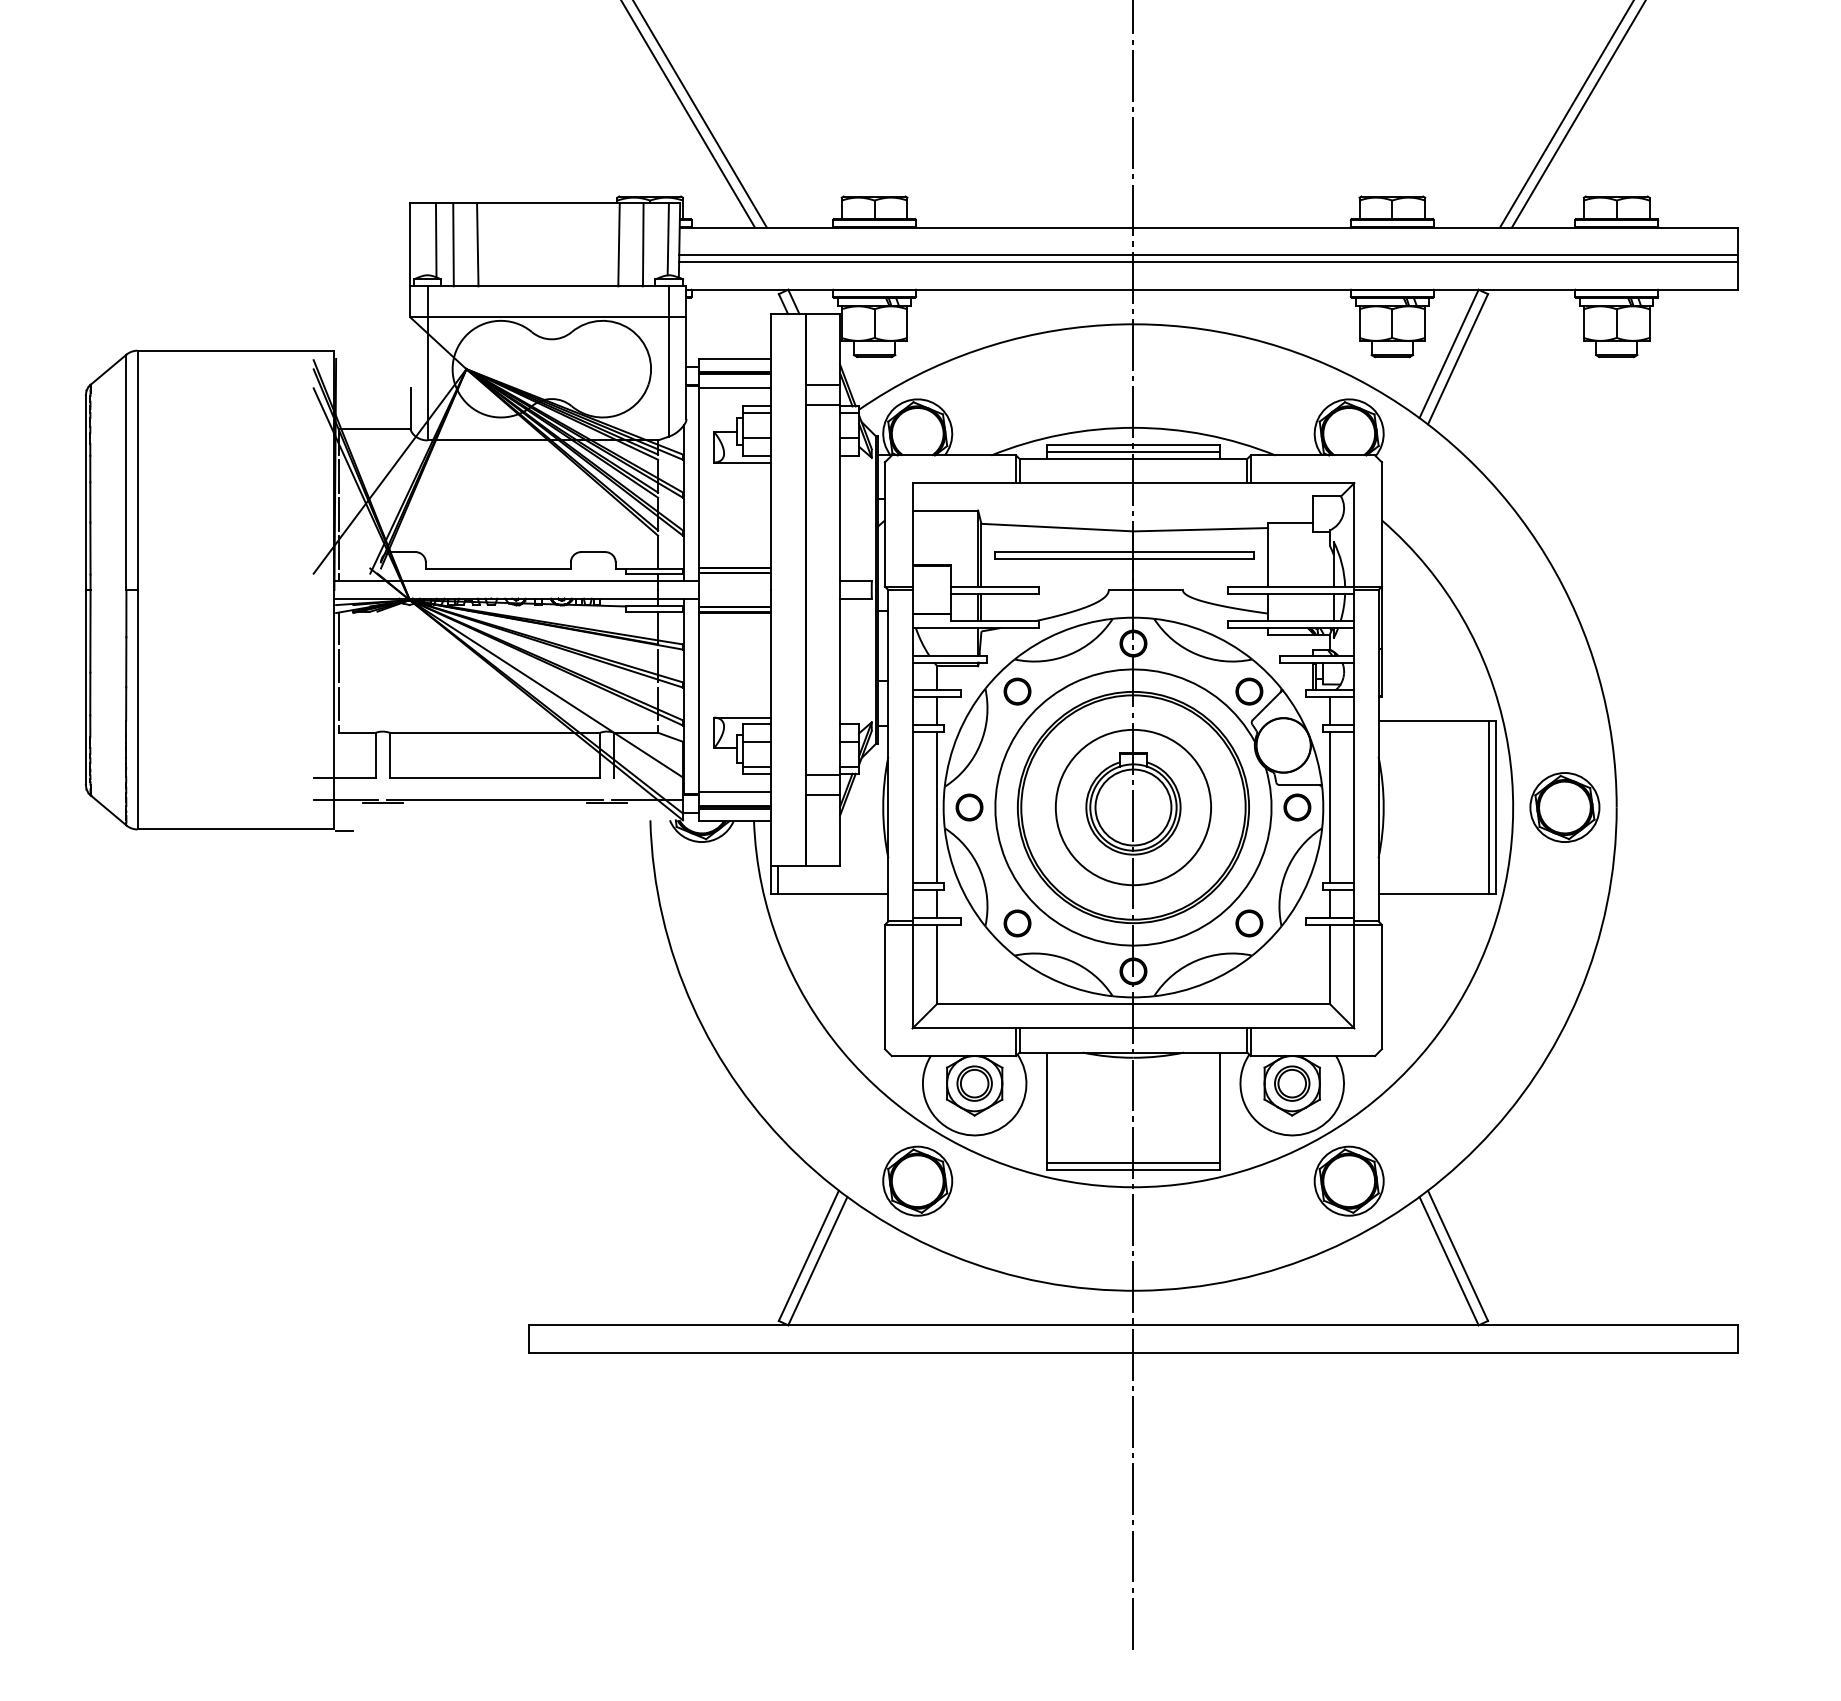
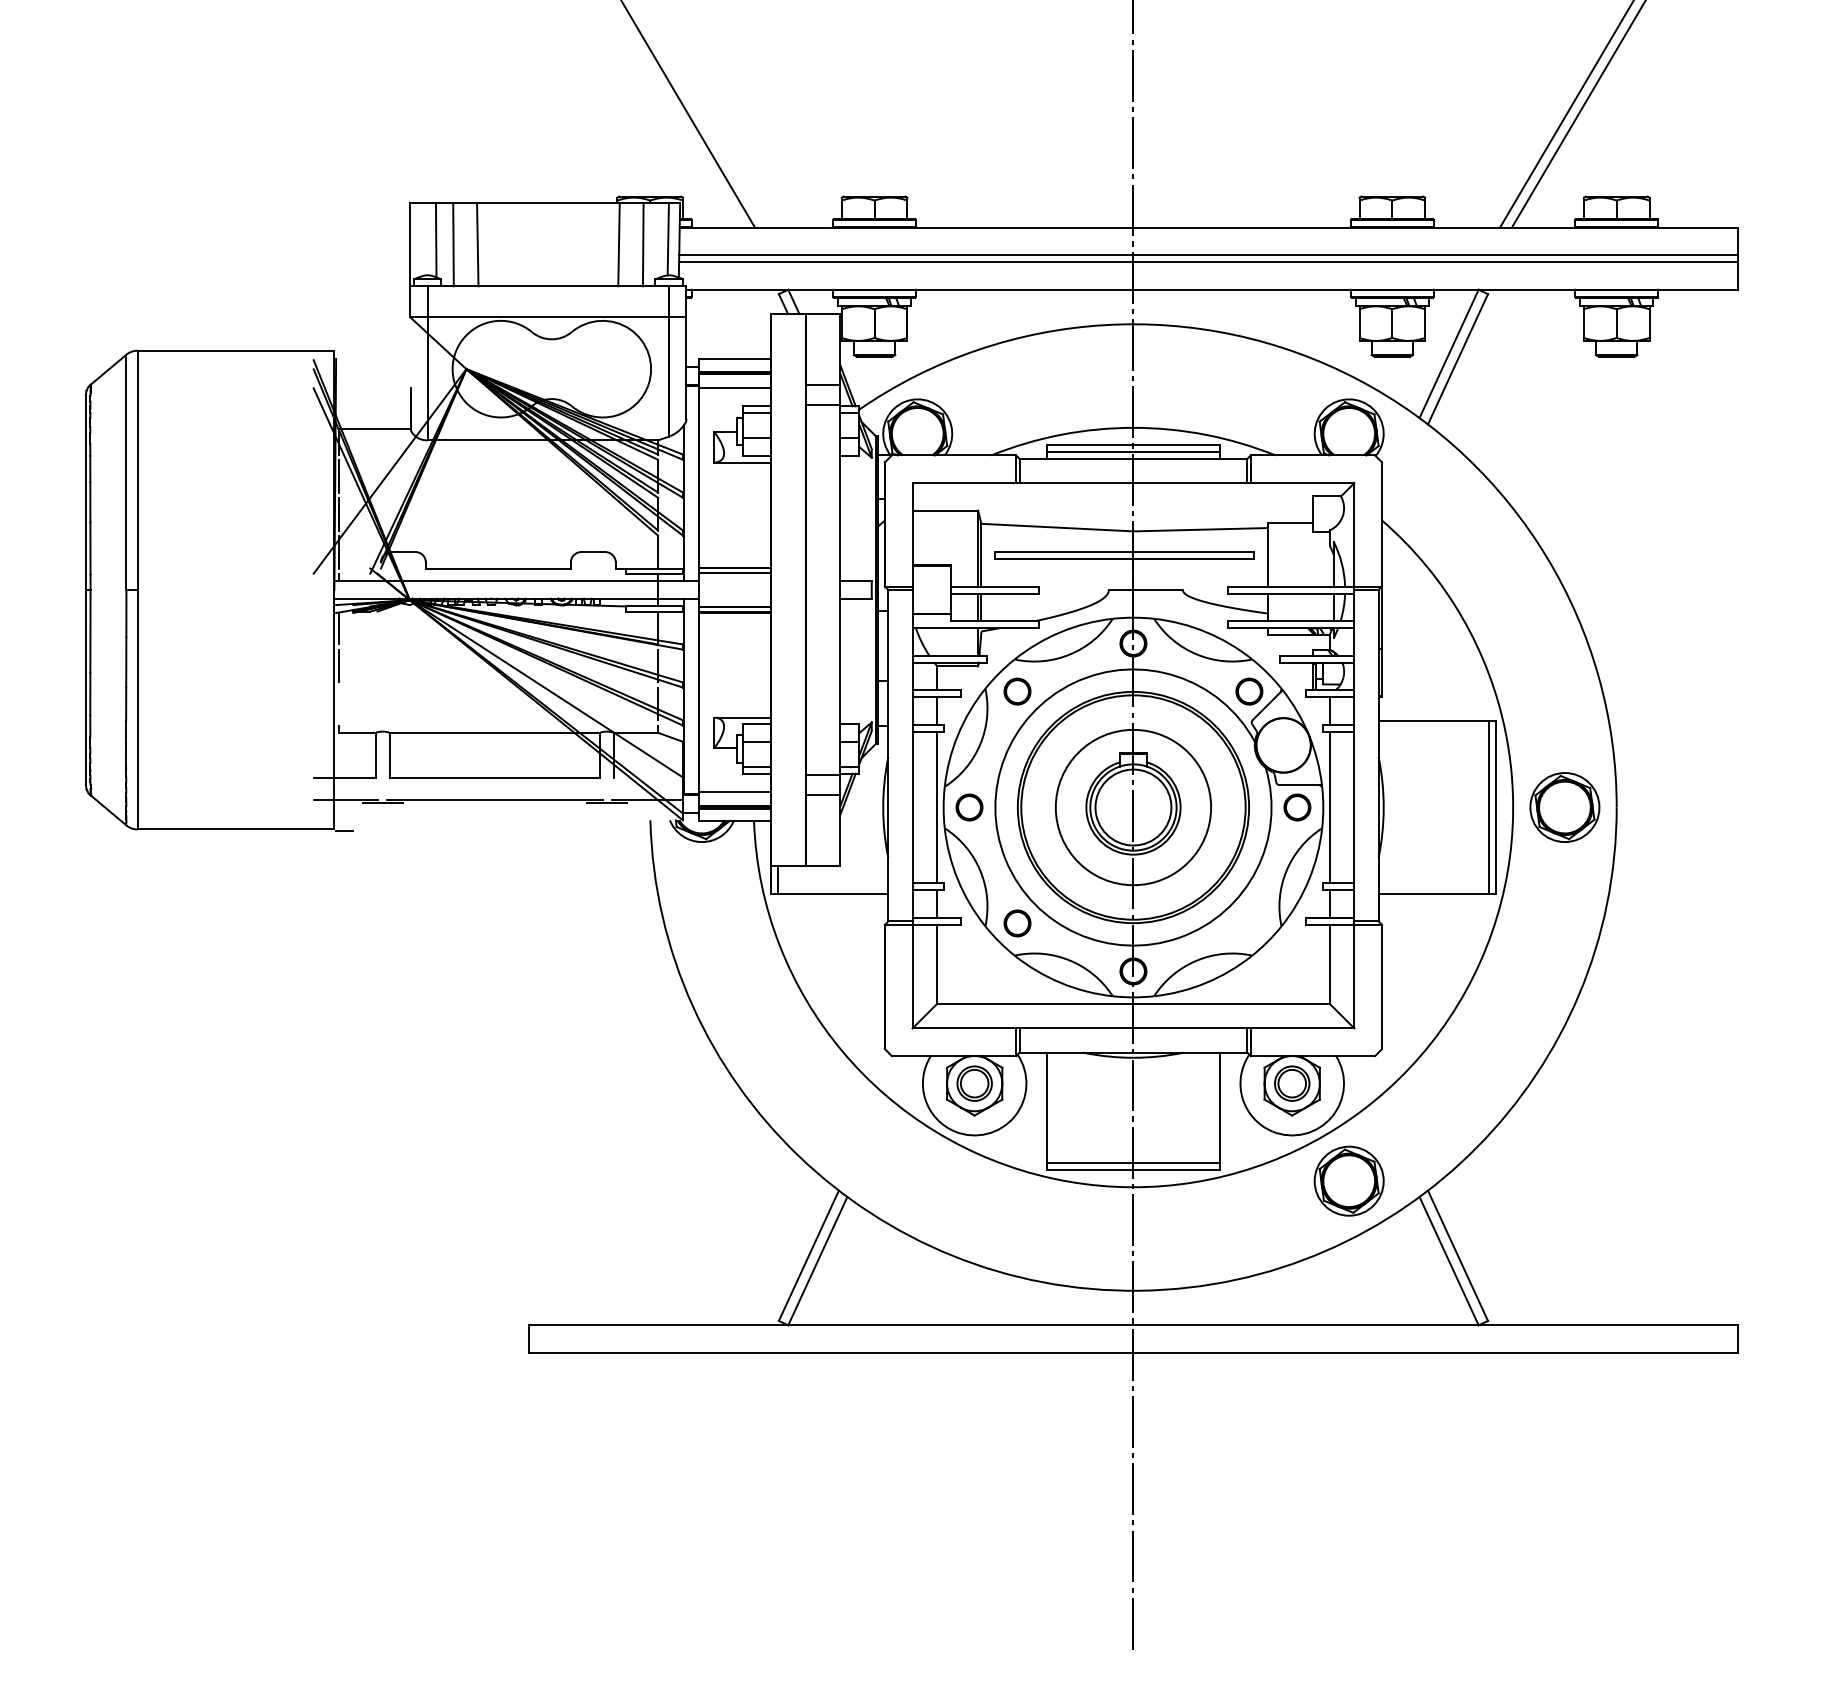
line: present -> none (700, 114)
line: present -> none (338, 703)
circle: present -> none (1249, 923)
part: present -> none (917, 1180)
